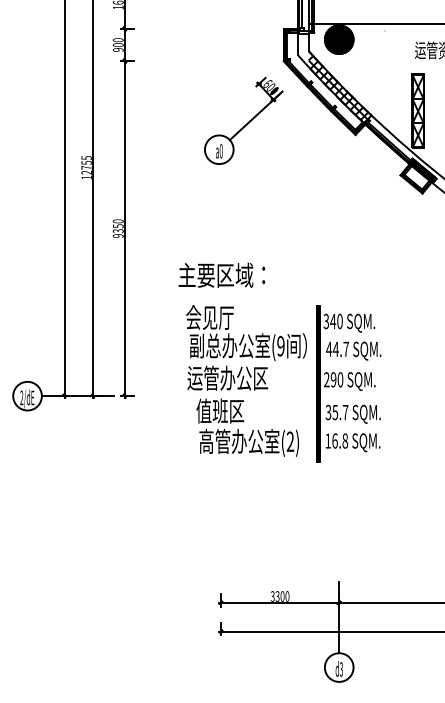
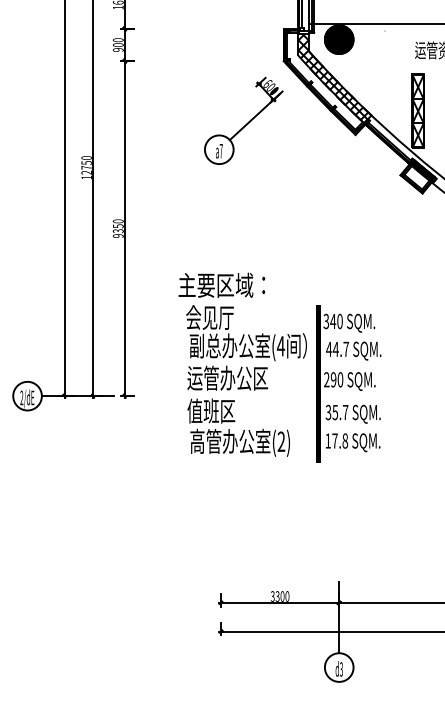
hatch: none -> present (303, 48)
text: a0 -> a7 (220, 150)
text: 12755 -> 12750 (86, 157)
text position: (221, 274) -> (221, 284) (221, 284)
text: (9 -> (4 (280, 346)
text position: (247, 427) -> (238, 427) (238, 427)
text: 16.8 -> 17.8 (334, 440)
